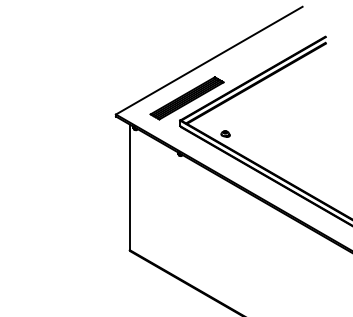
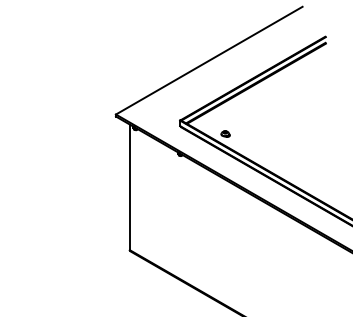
part: present -> none (186, 98)
